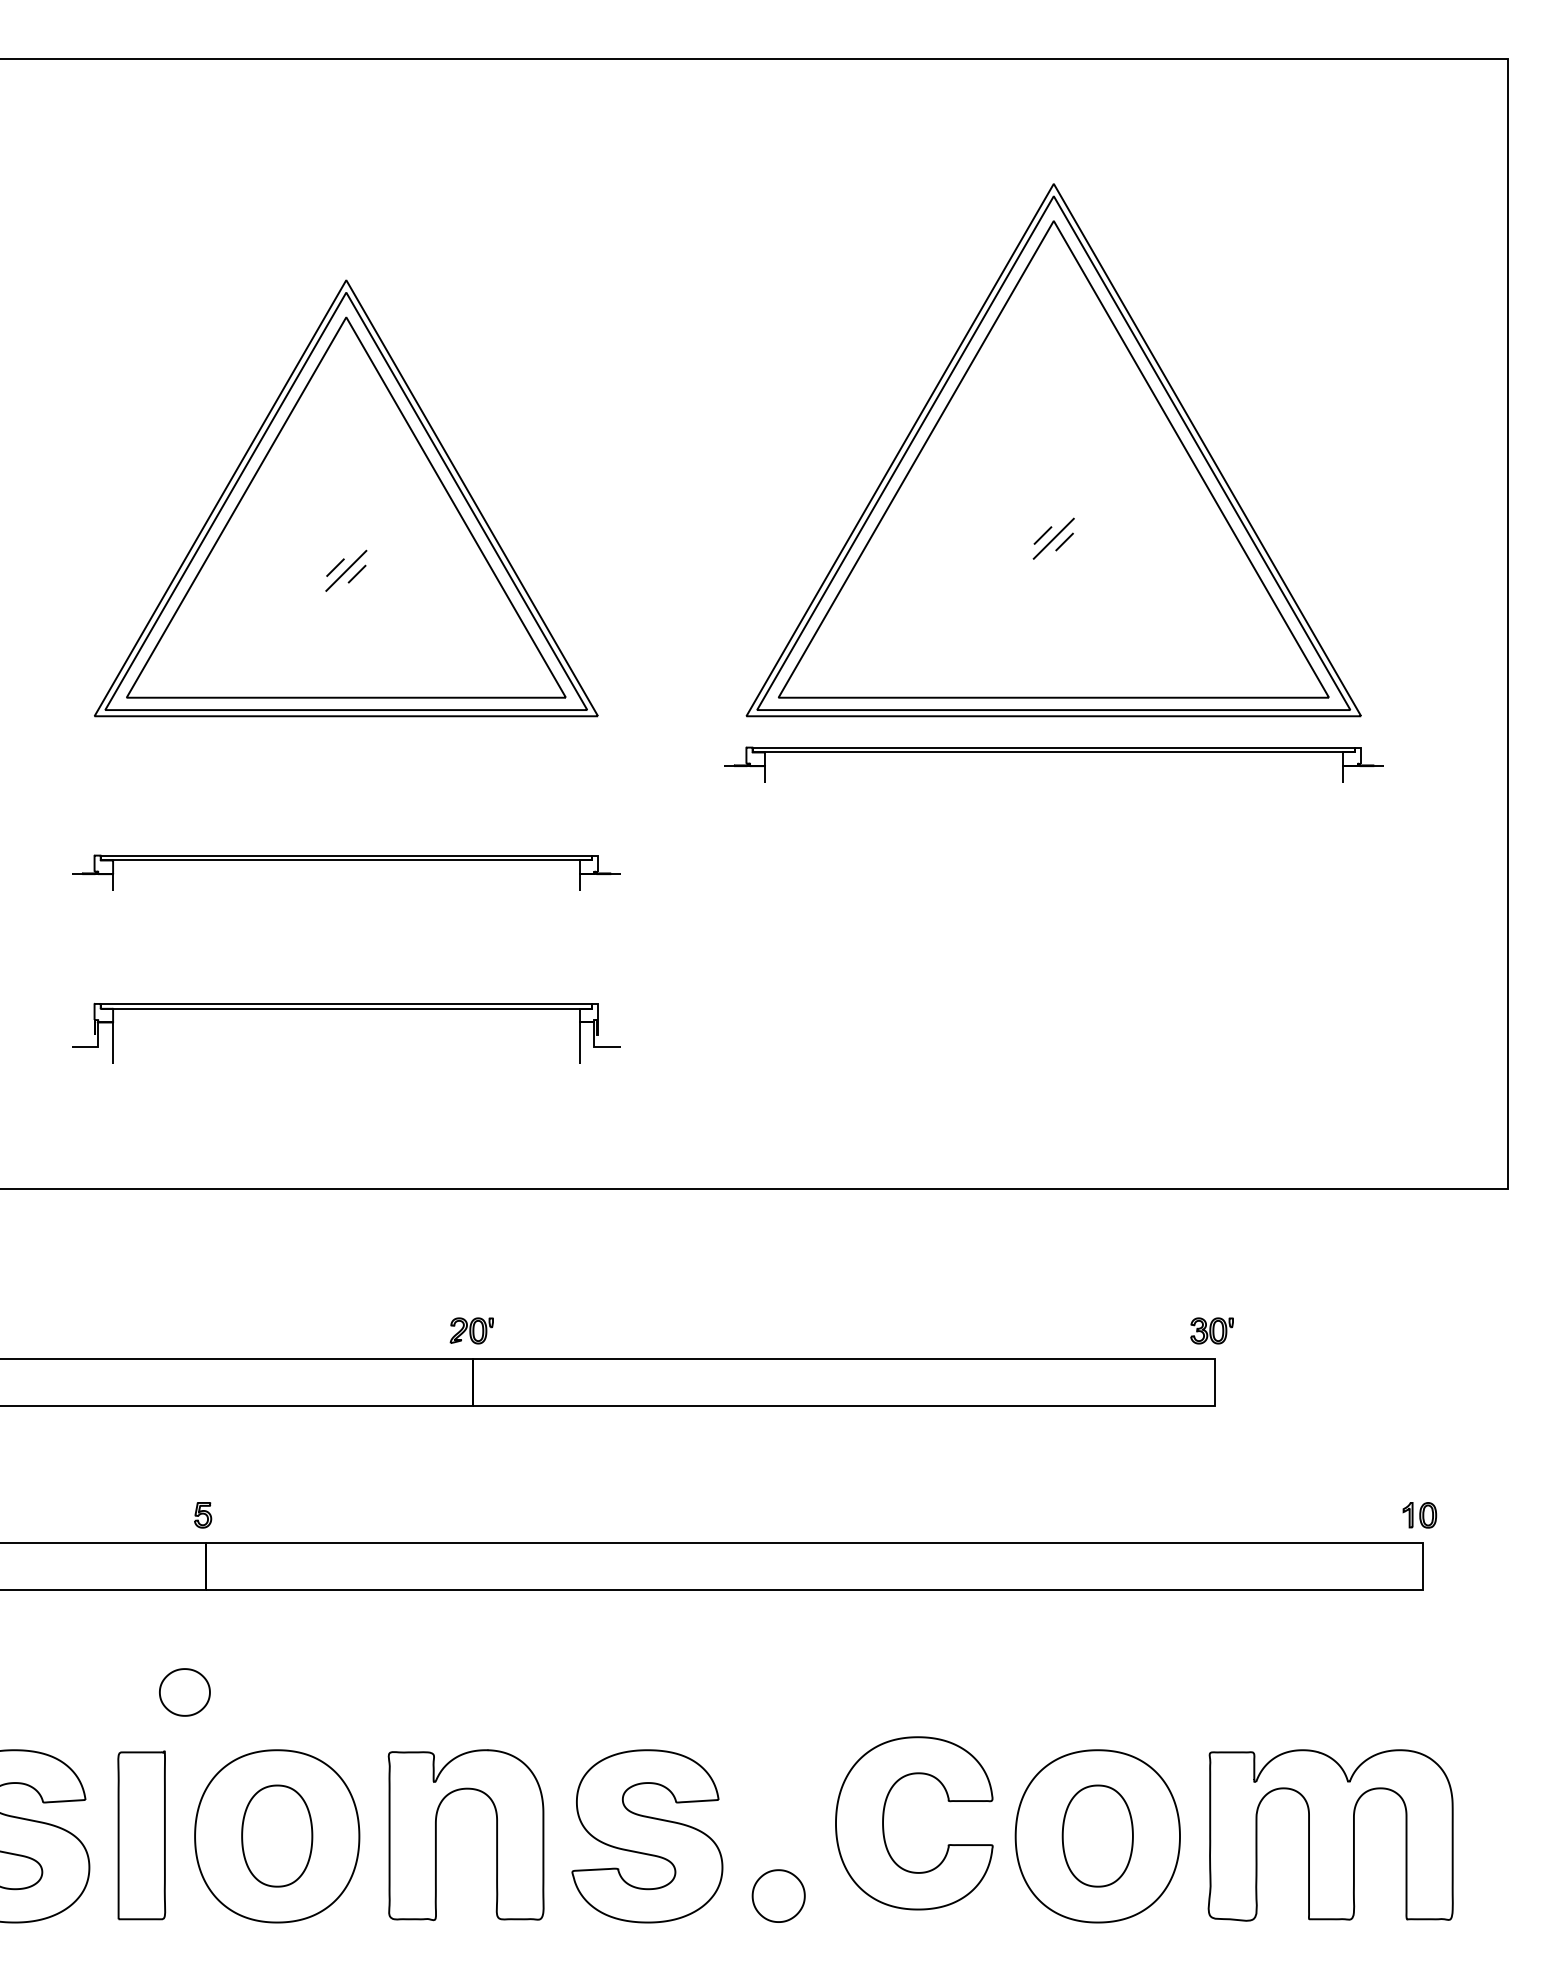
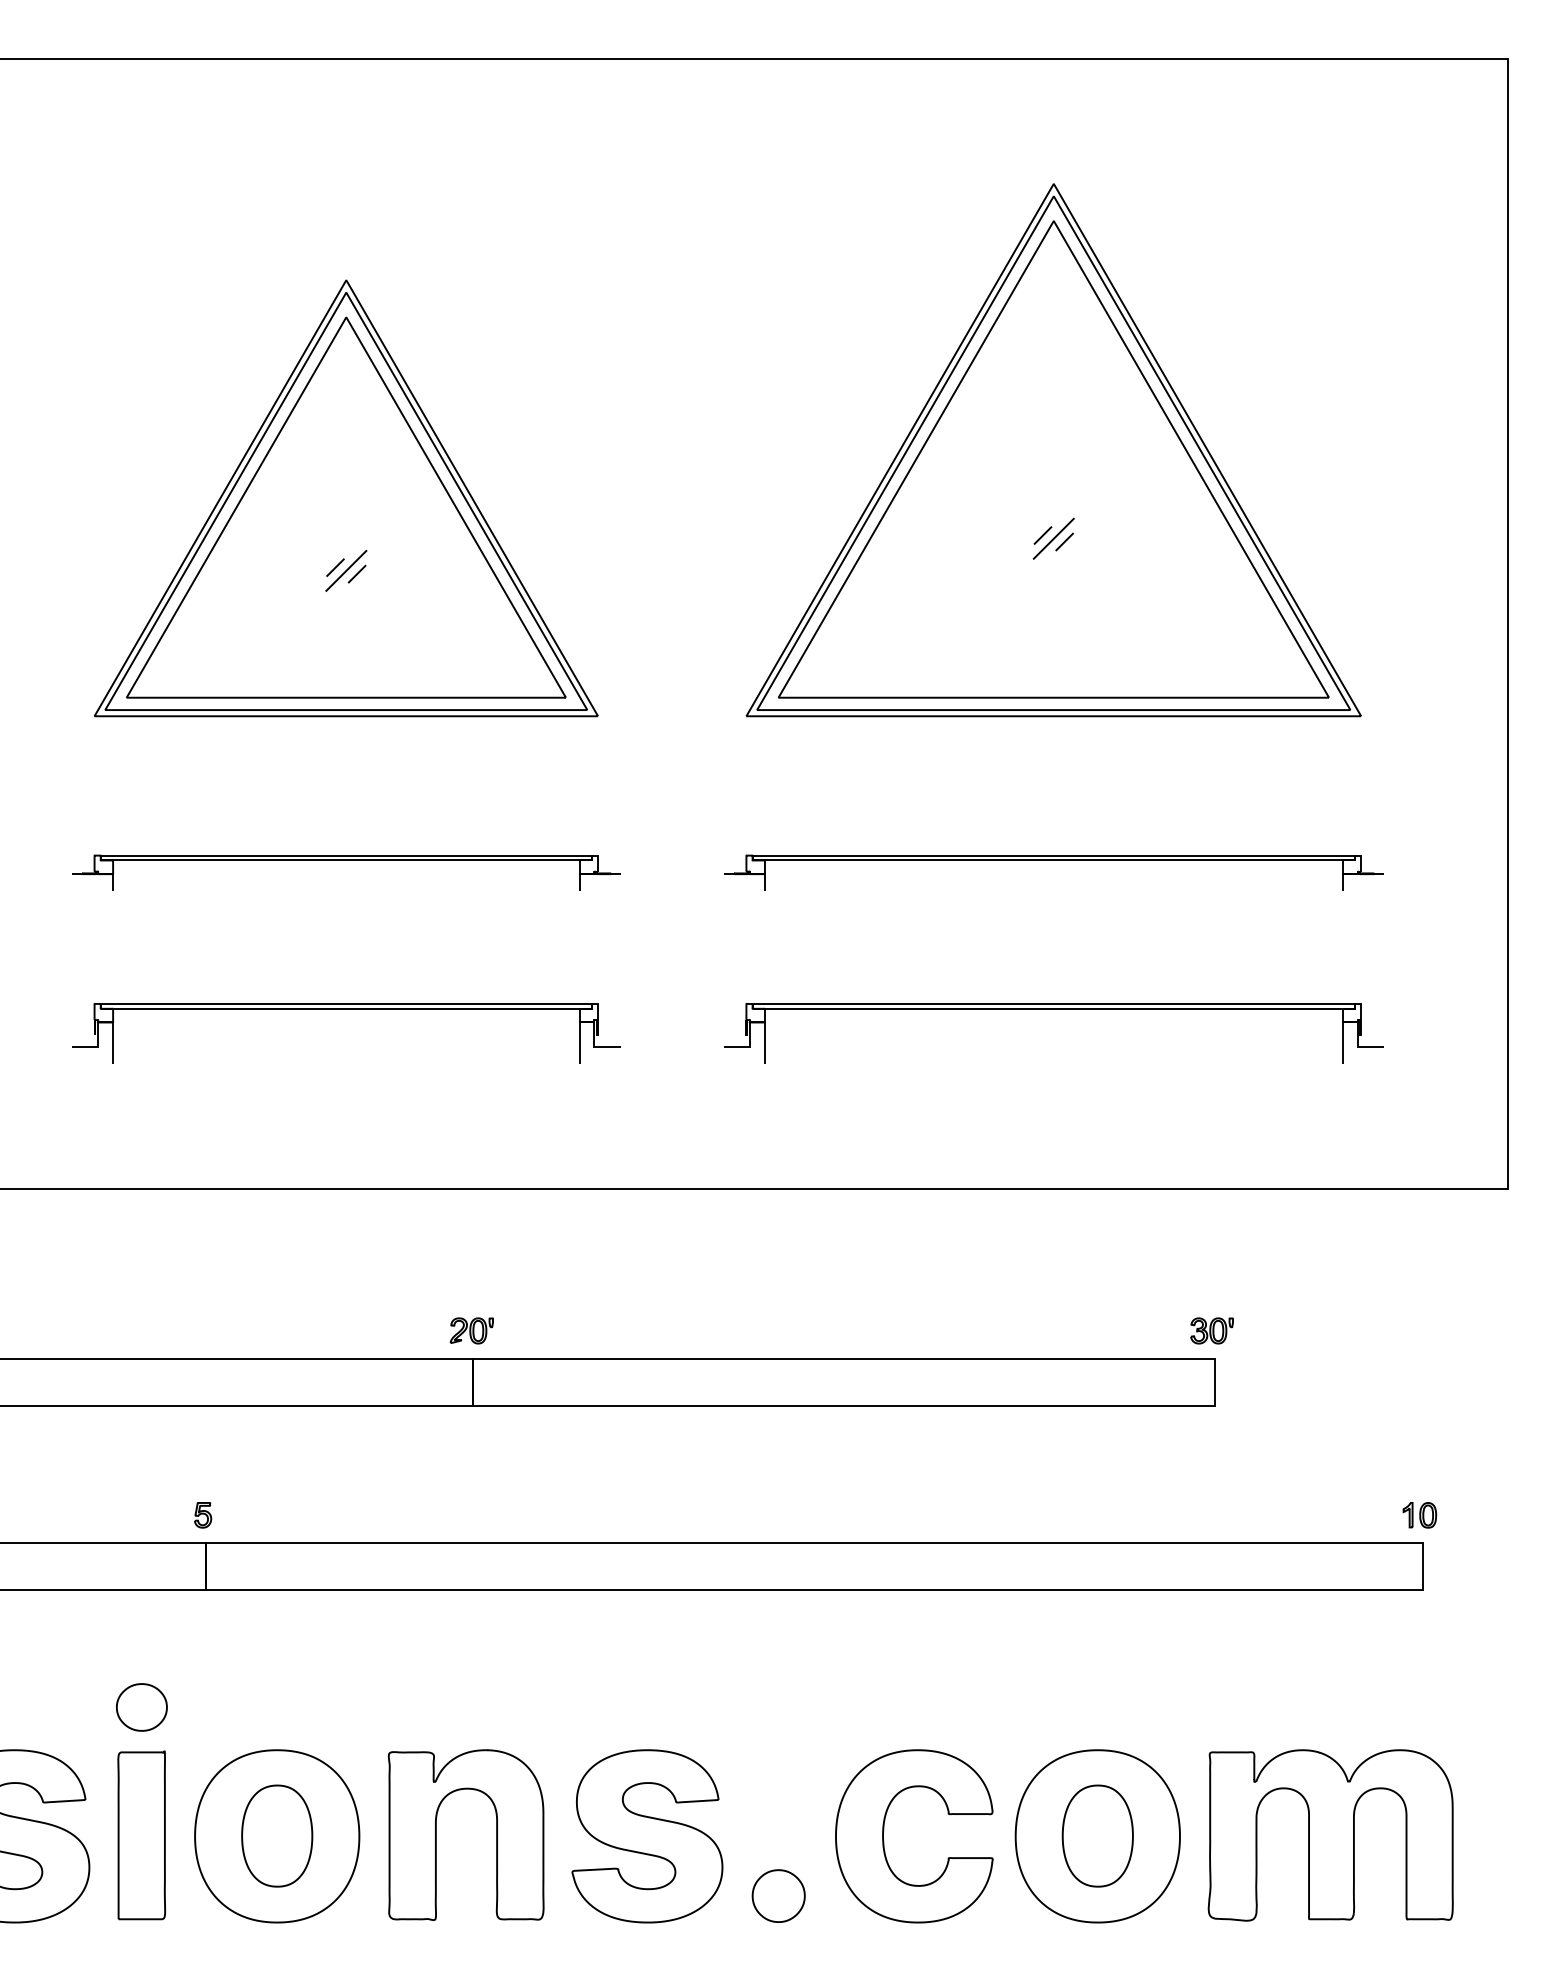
part position: (1053, 752) -> (1053, 860) (1053, 860)
part: none -> present (1053, 1009)
part position: (184, 1692) -> (141, 1707) (141, 1707)
part position: (884, 1828) -> (884, 1841) (884, 1841)
